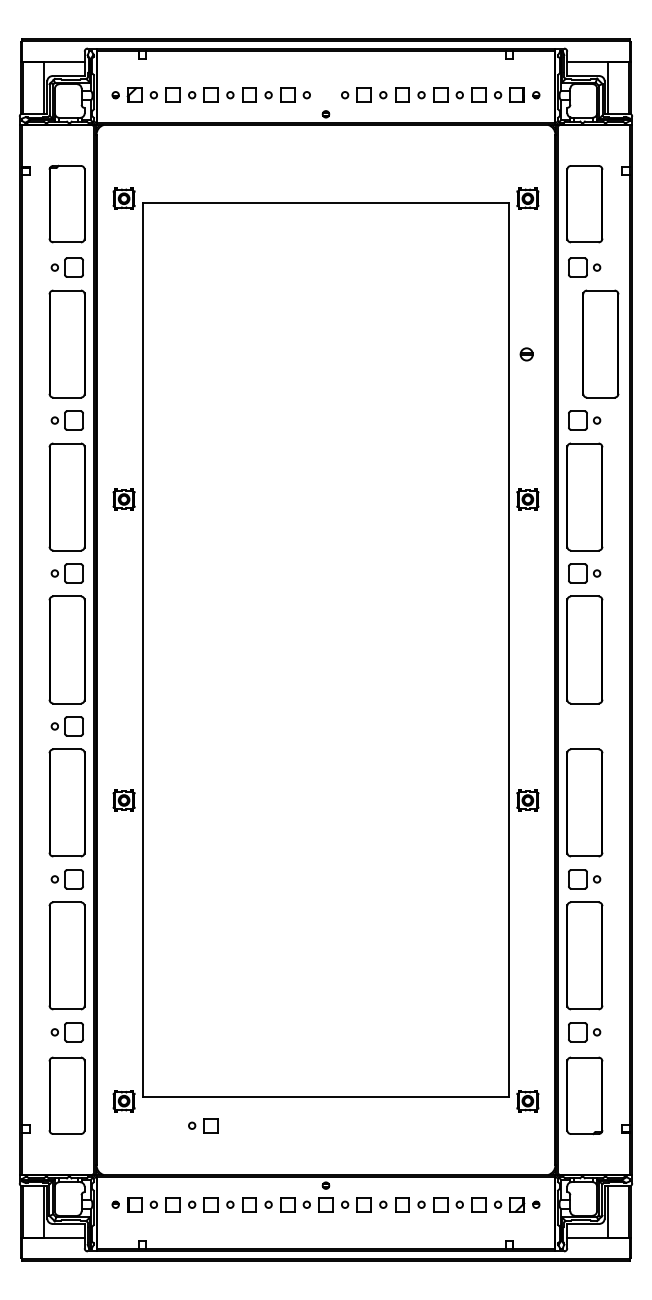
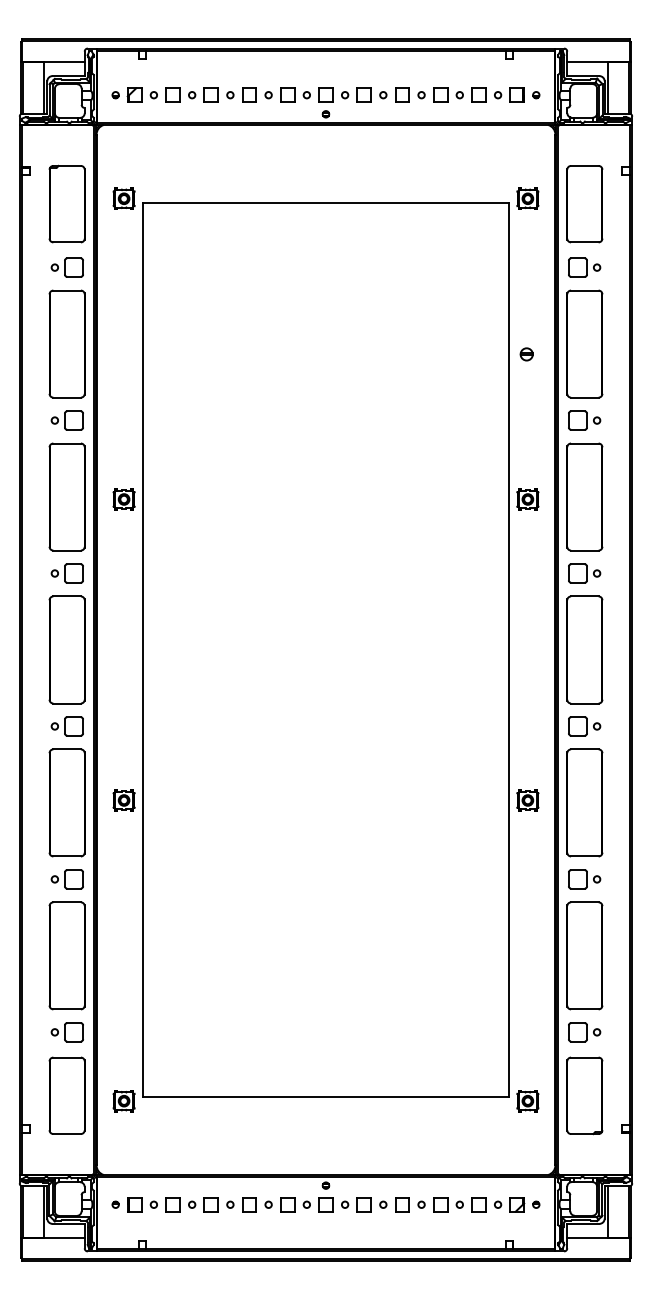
part: none -> present (325, 94)
part position: (600, 343) -> (584, 343) (584, 343)
part: none -> present (584, 726)
part: present -> none (203, 1125)
